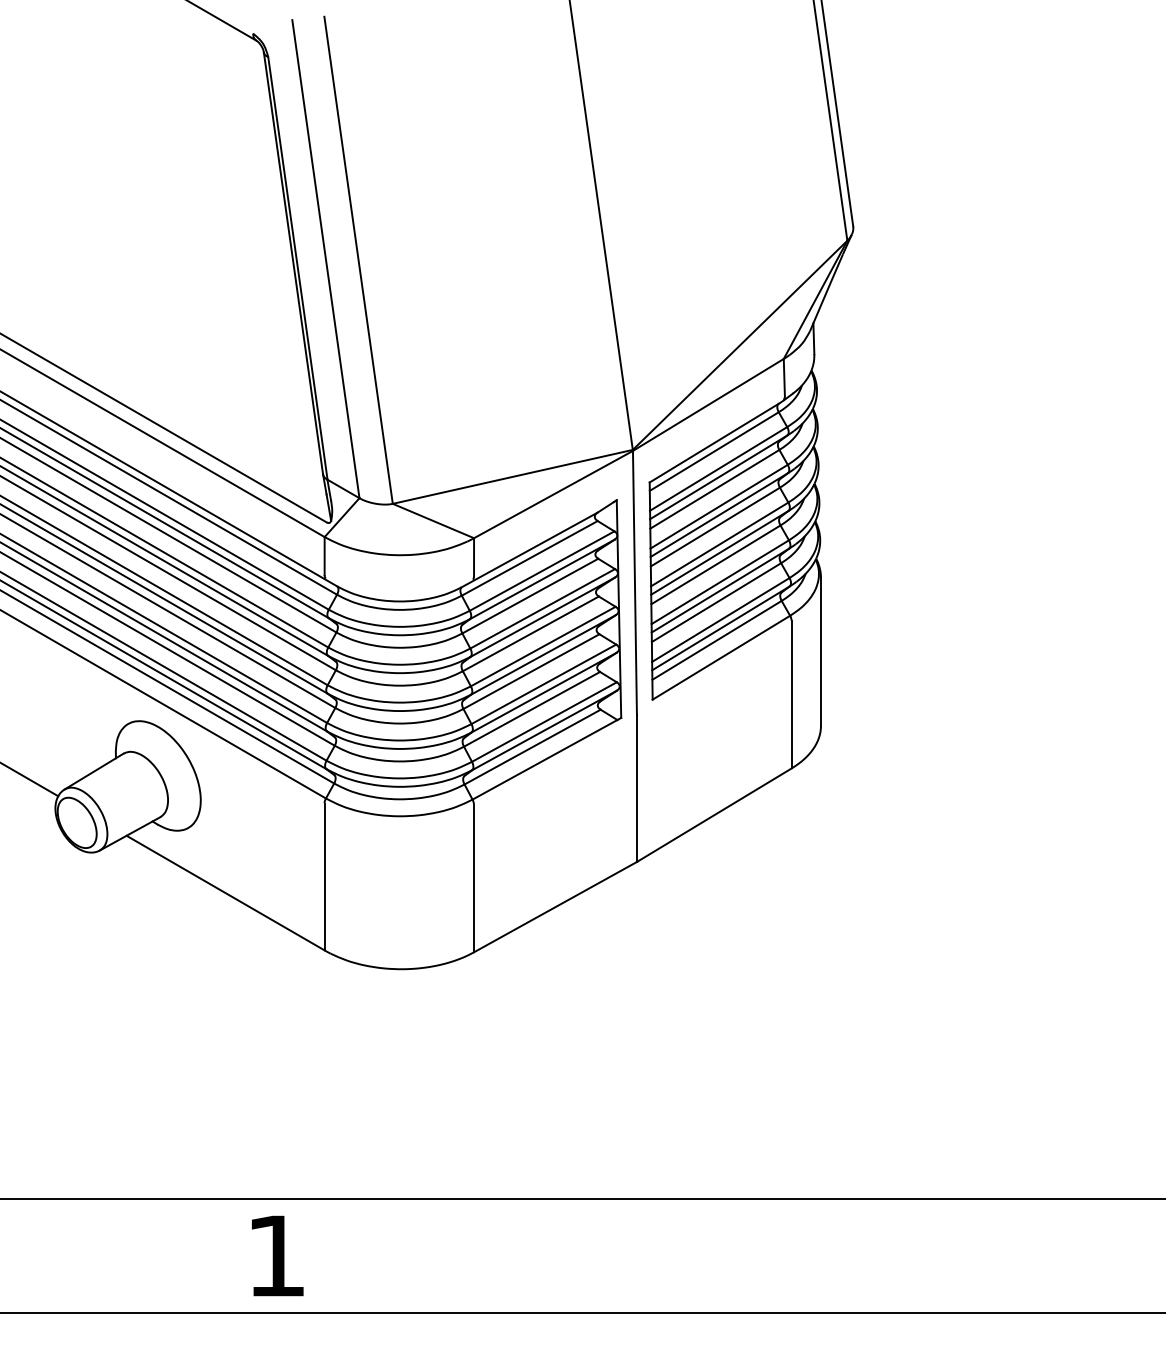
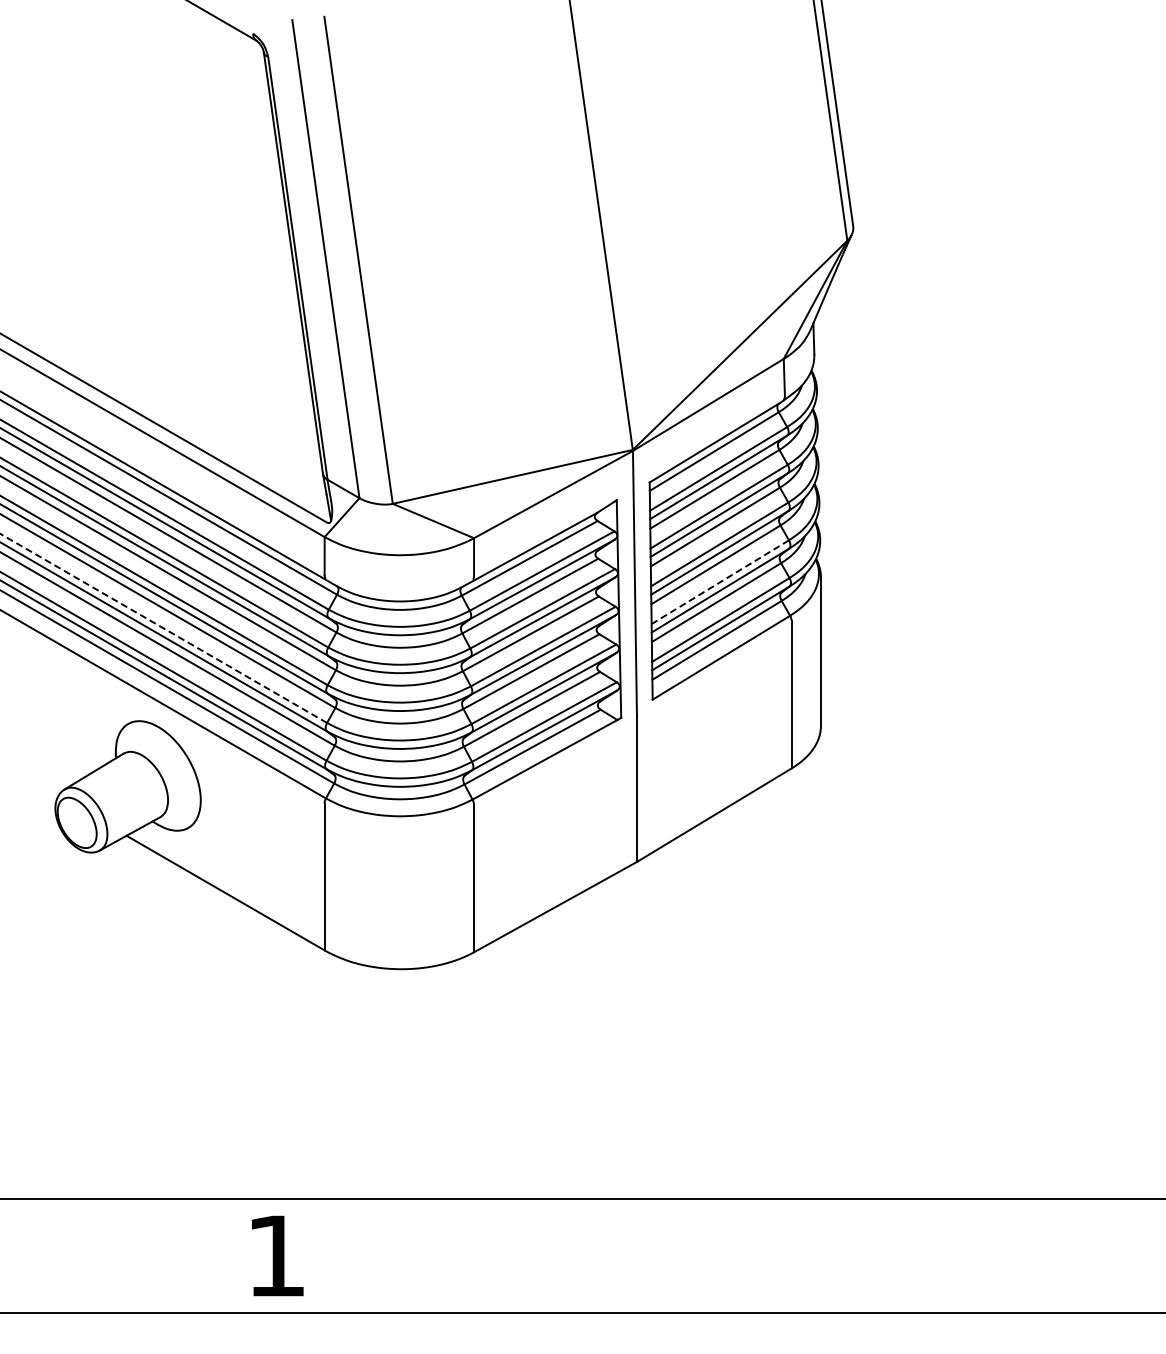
line: solid -> dashed (719, 582)
line: solid -> dashed (163, 628)
line: present -> none (30, 780)
